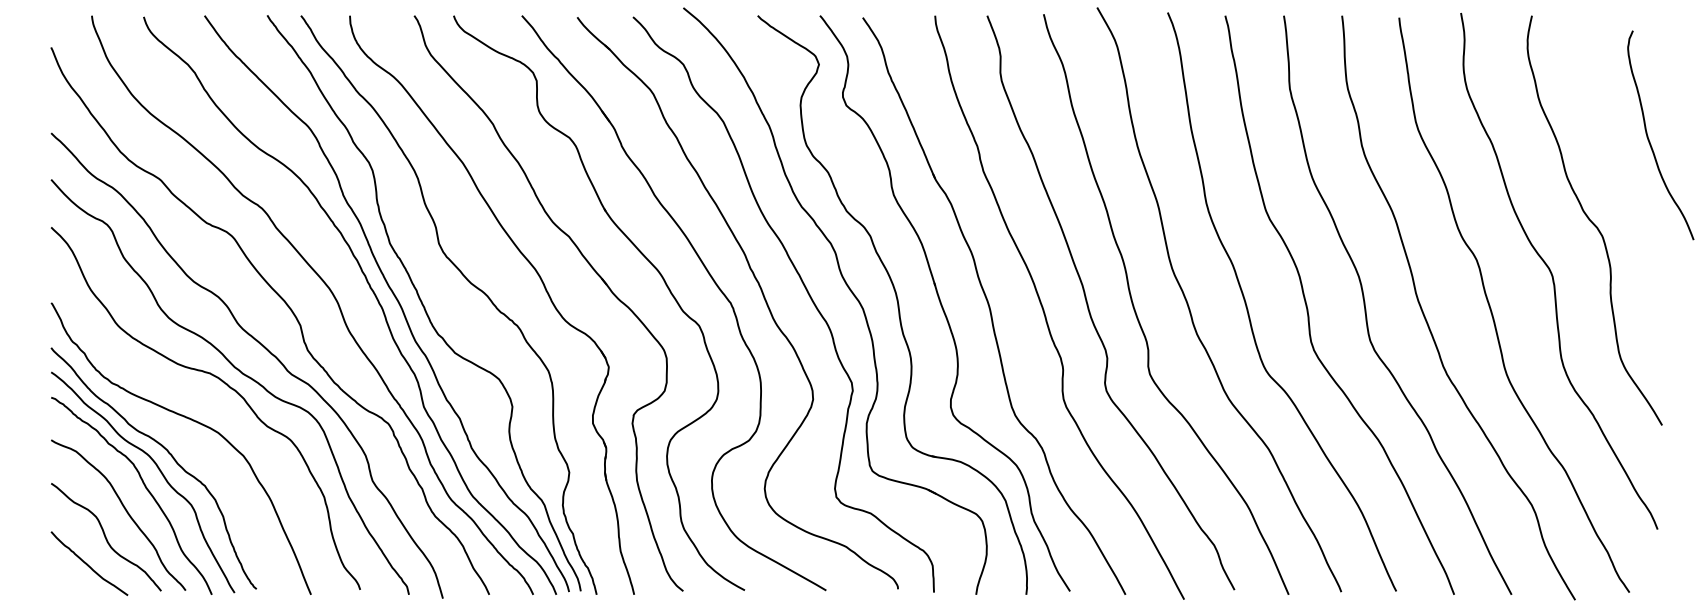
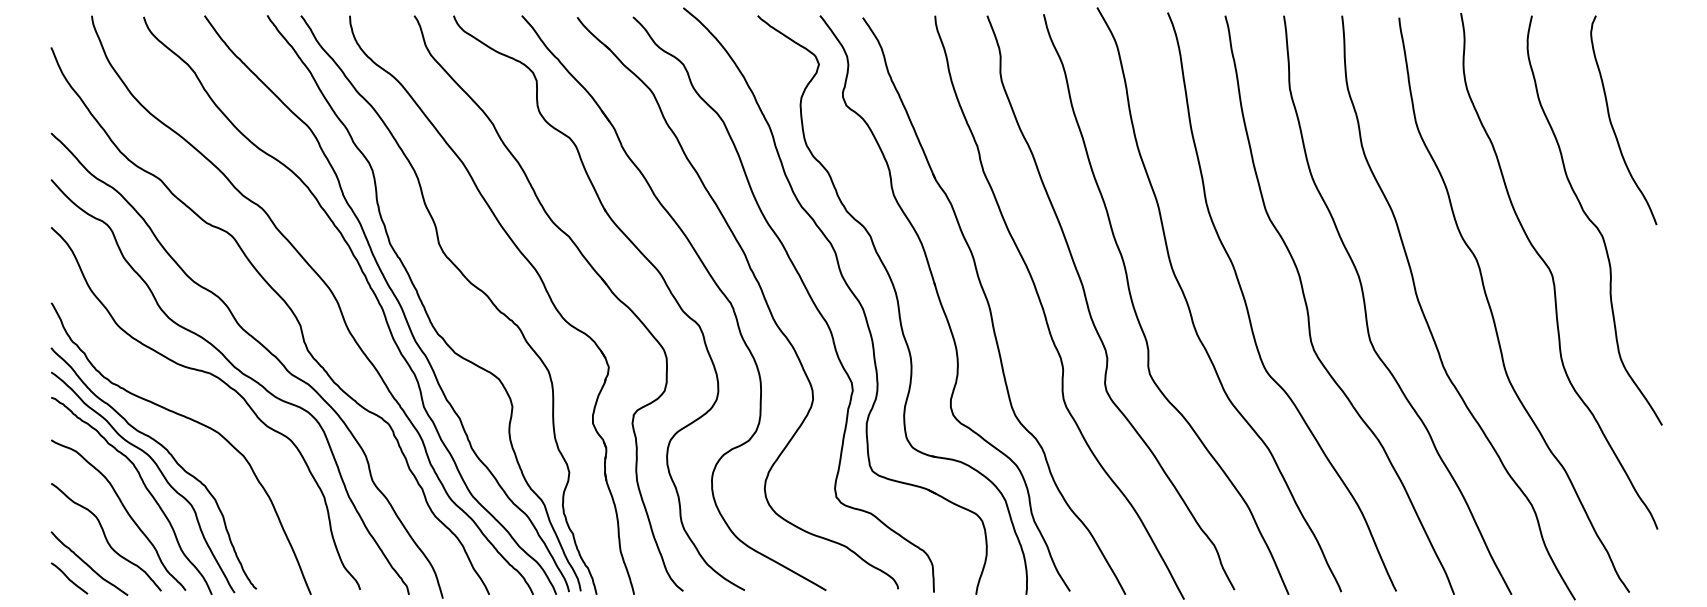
curve position: (1650, 141) -> (1613, 126) (1613, 126)
curve: none -> present (69, 578)
